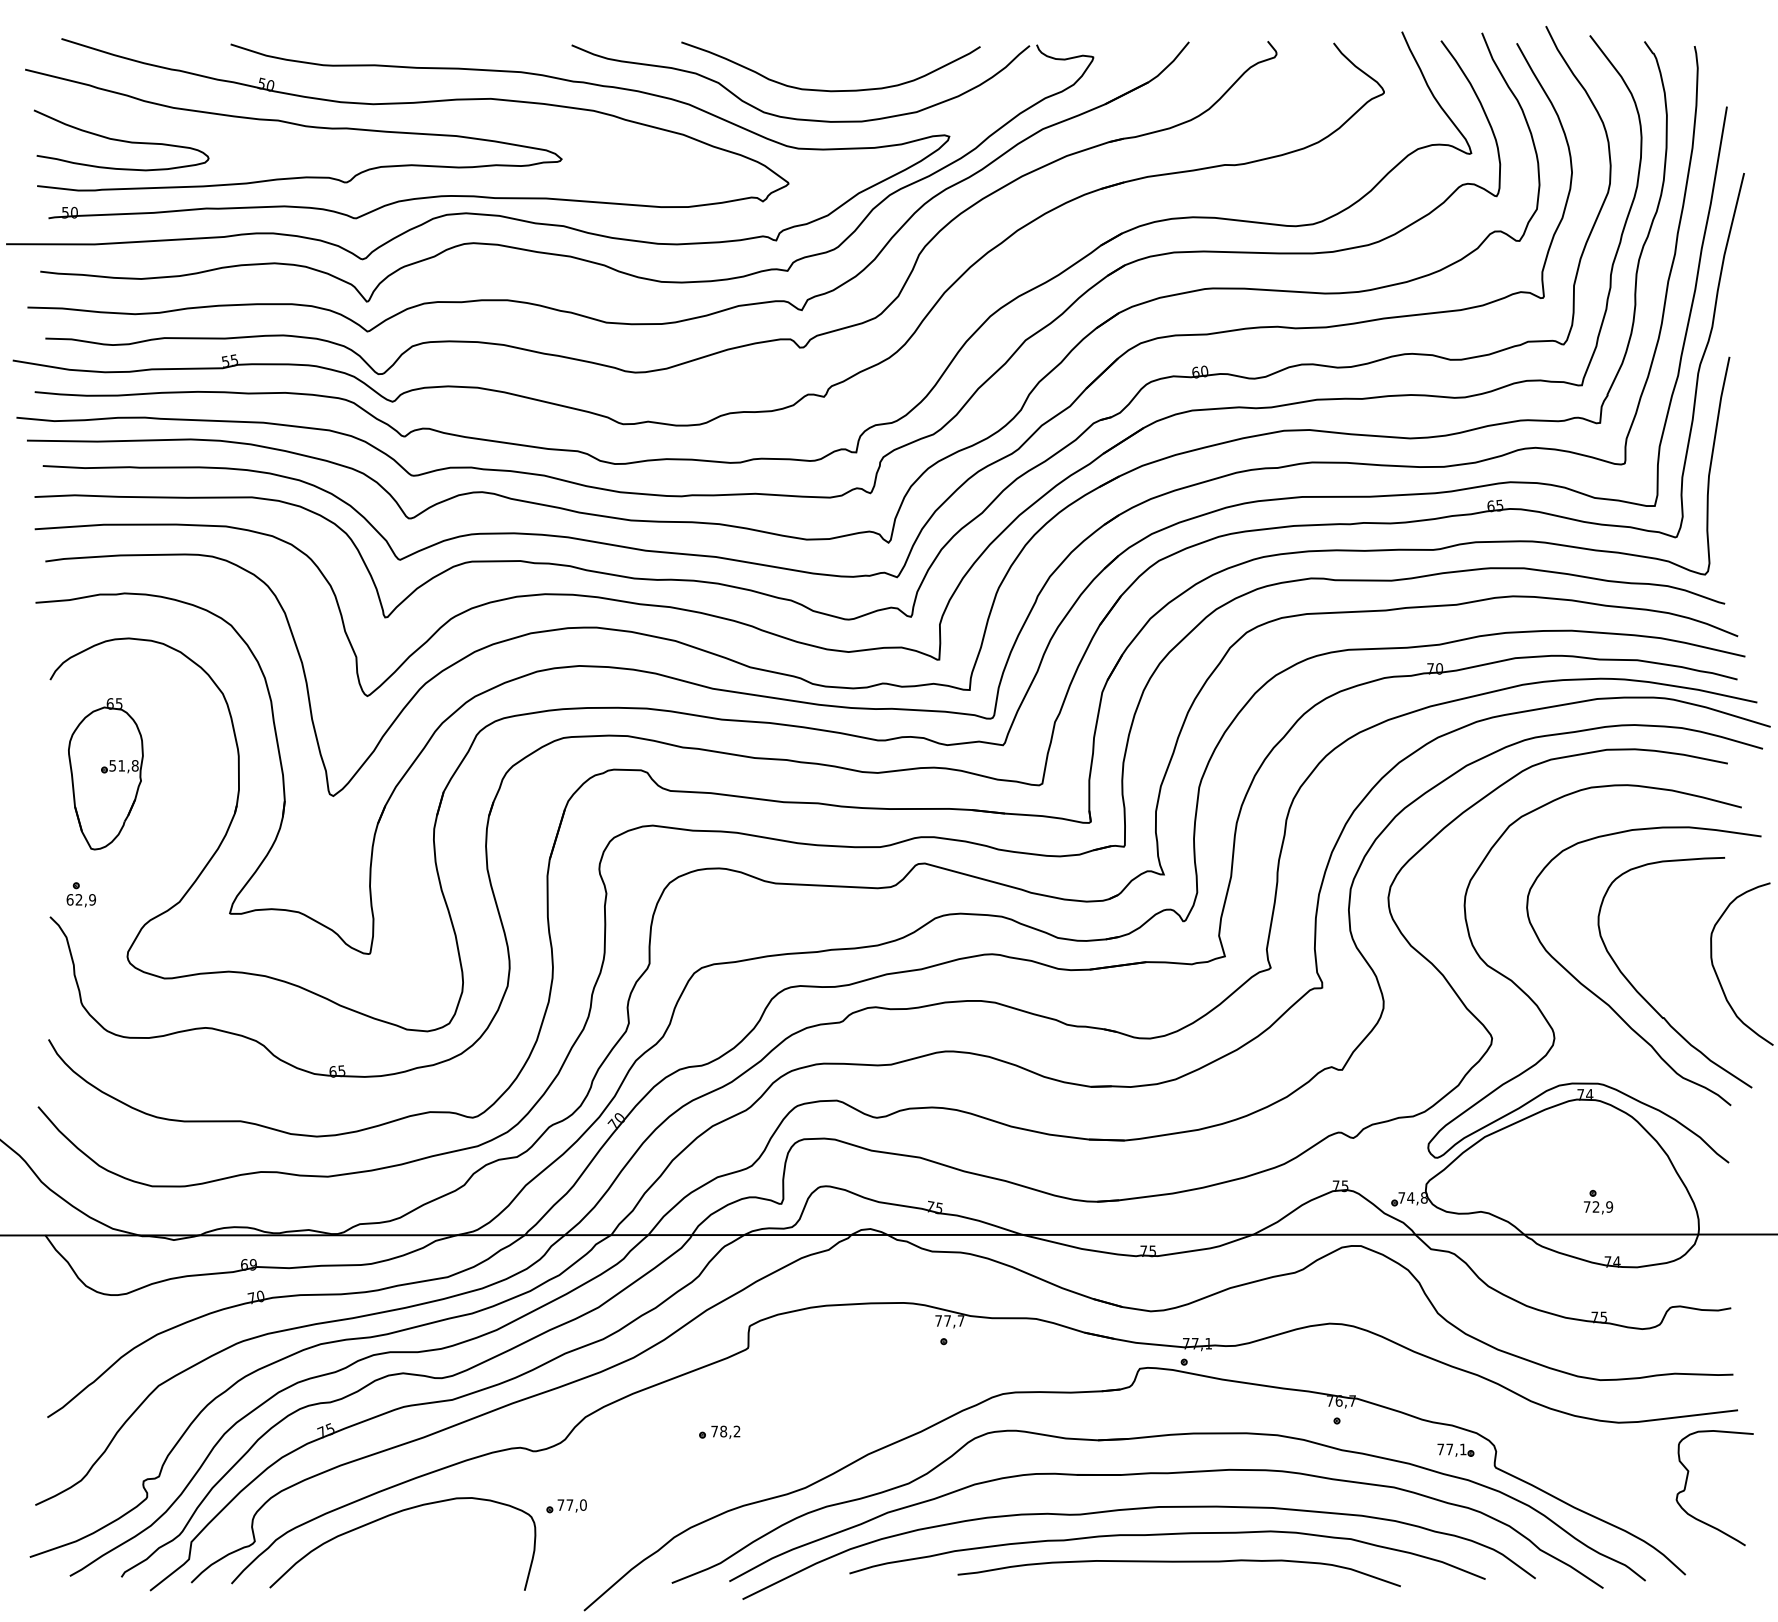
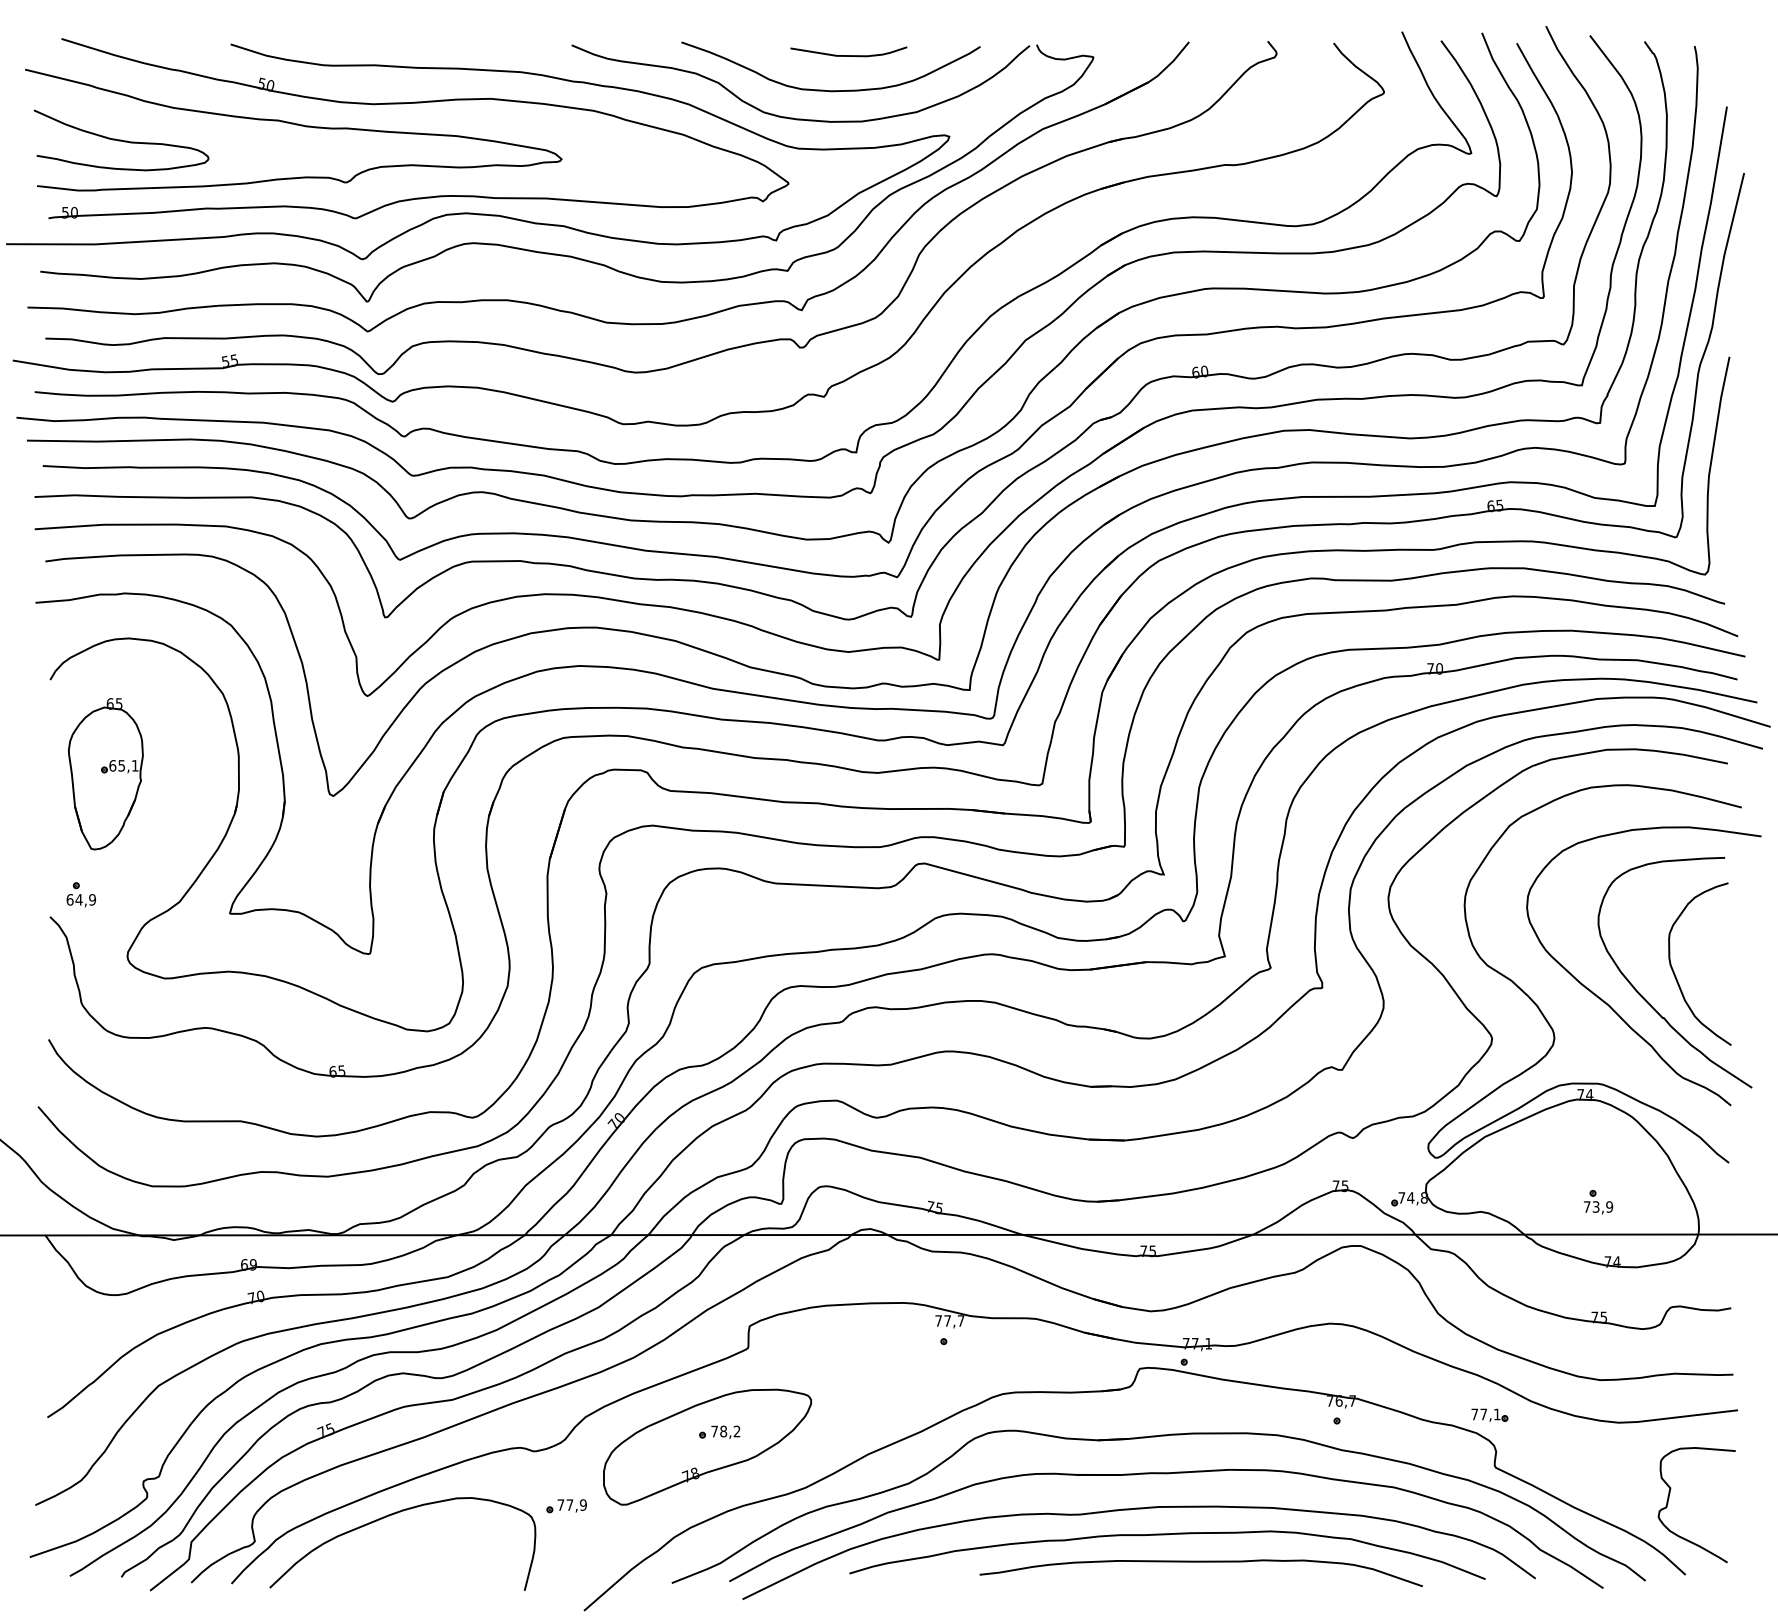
curve: none -> present (848, 55)
text: 51,8 -> 65,1 (123, 765)
text: 62,9 -> 64,9 (78, 899)
curve position: (1716, 971) -> (1674, 971) (1674, 971)
text: 72,9 -> 73,9 (1595, 1207)
part: none -> present (707, 1446)
part position: (1455, 1449) -> (1489, 1414) (1489, 1414)
curve position: (1687, 1481) -> (1669, 1498) (1669, 1498)
text: 77,0 -> 77,9 (583, 1504)
curve position: (1178, 1562) -> (1200, 1562) (1200, 1562)
